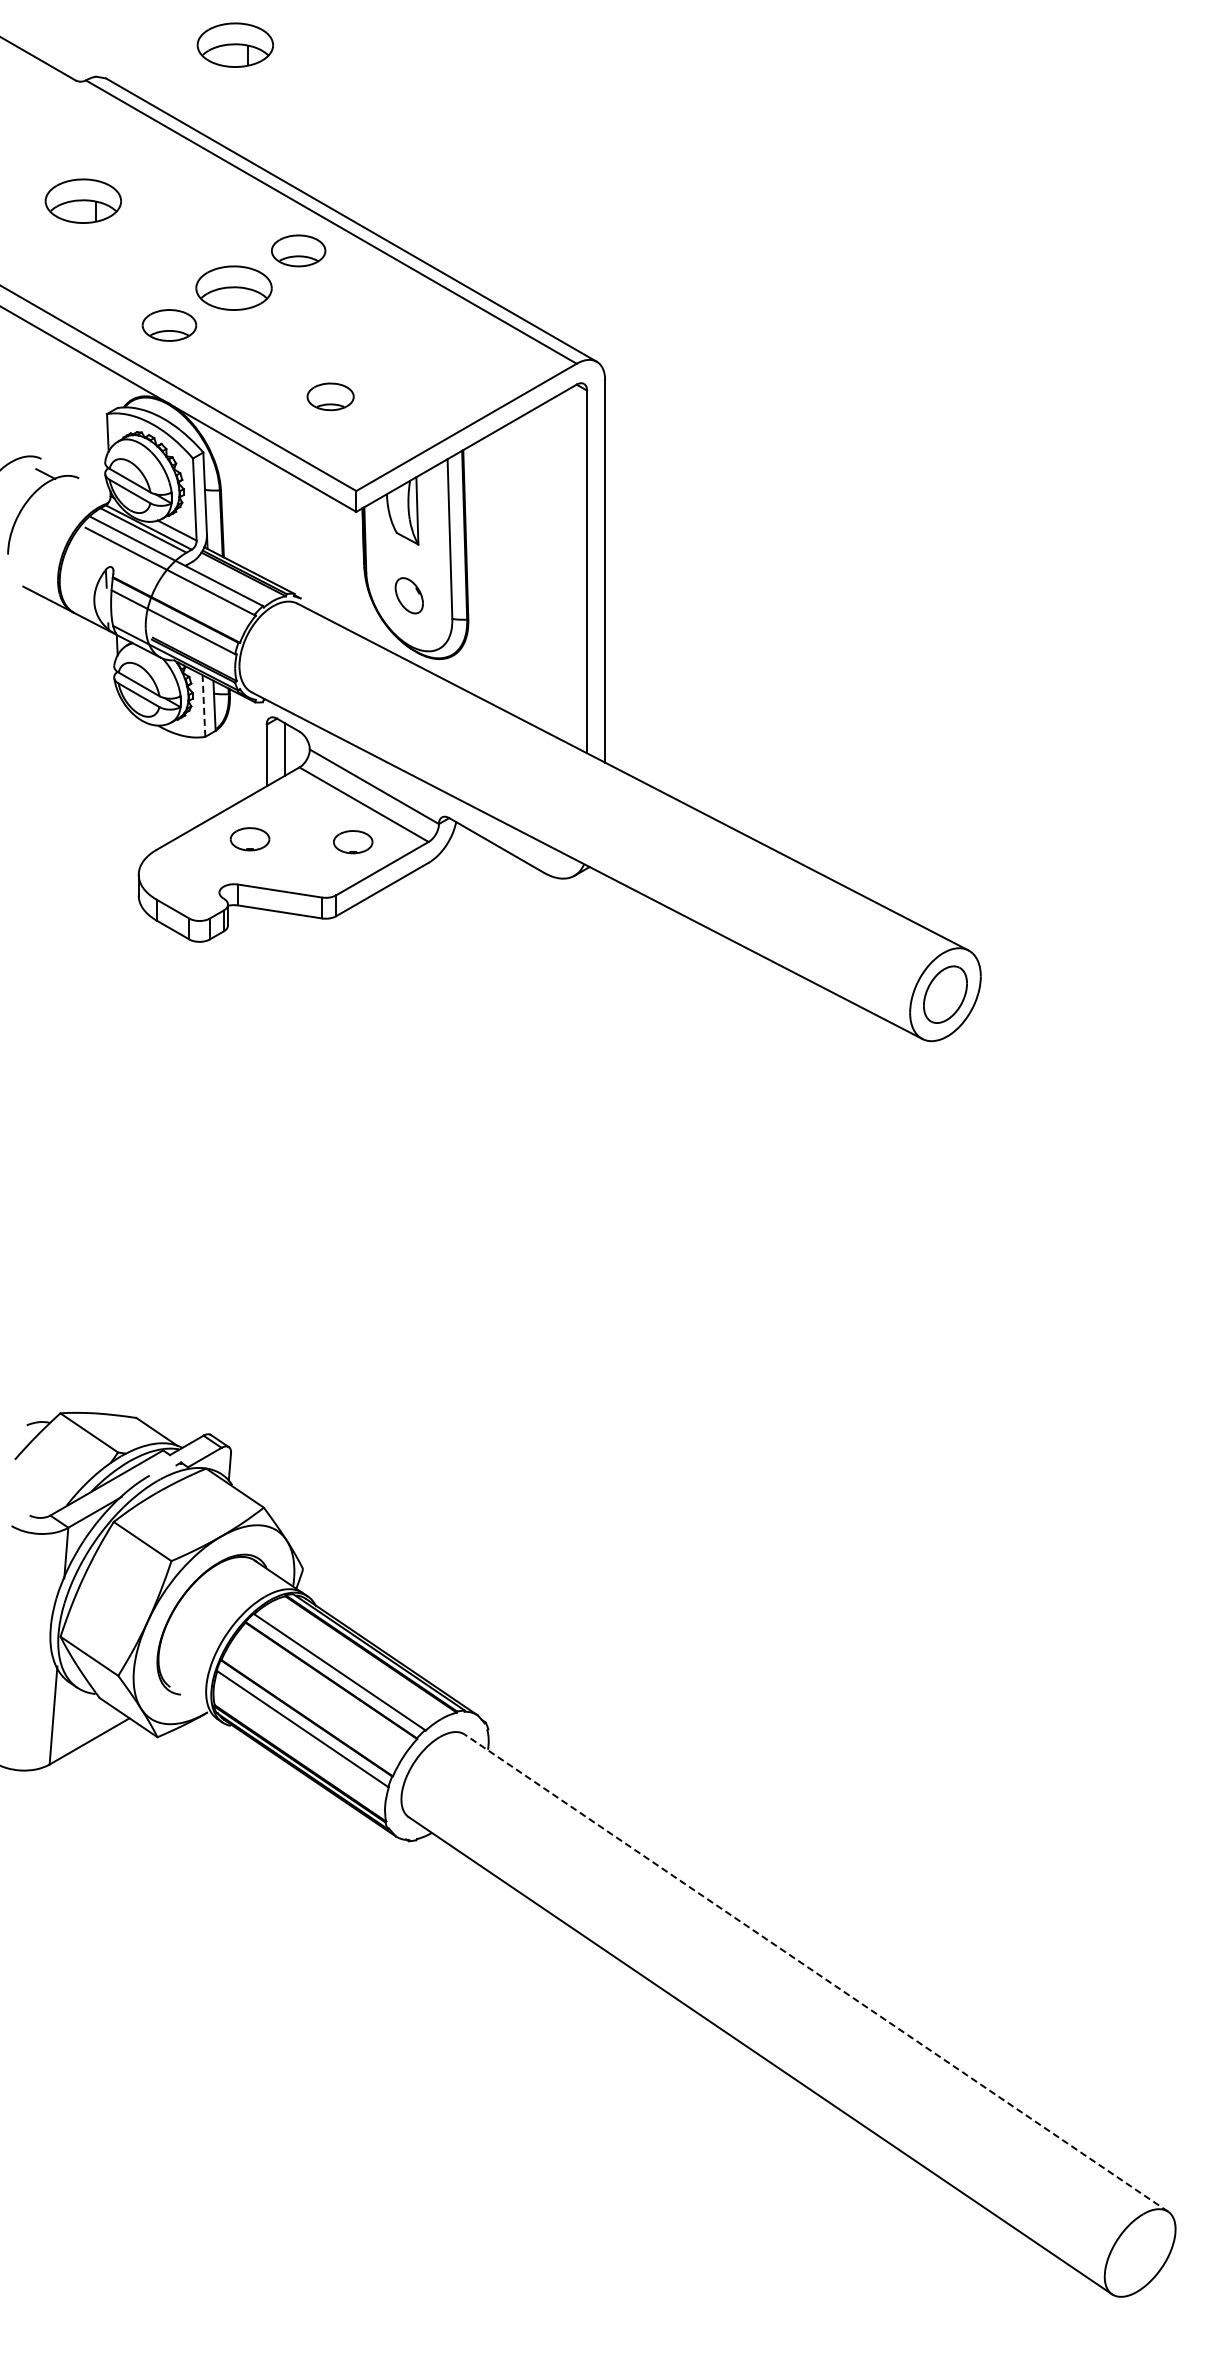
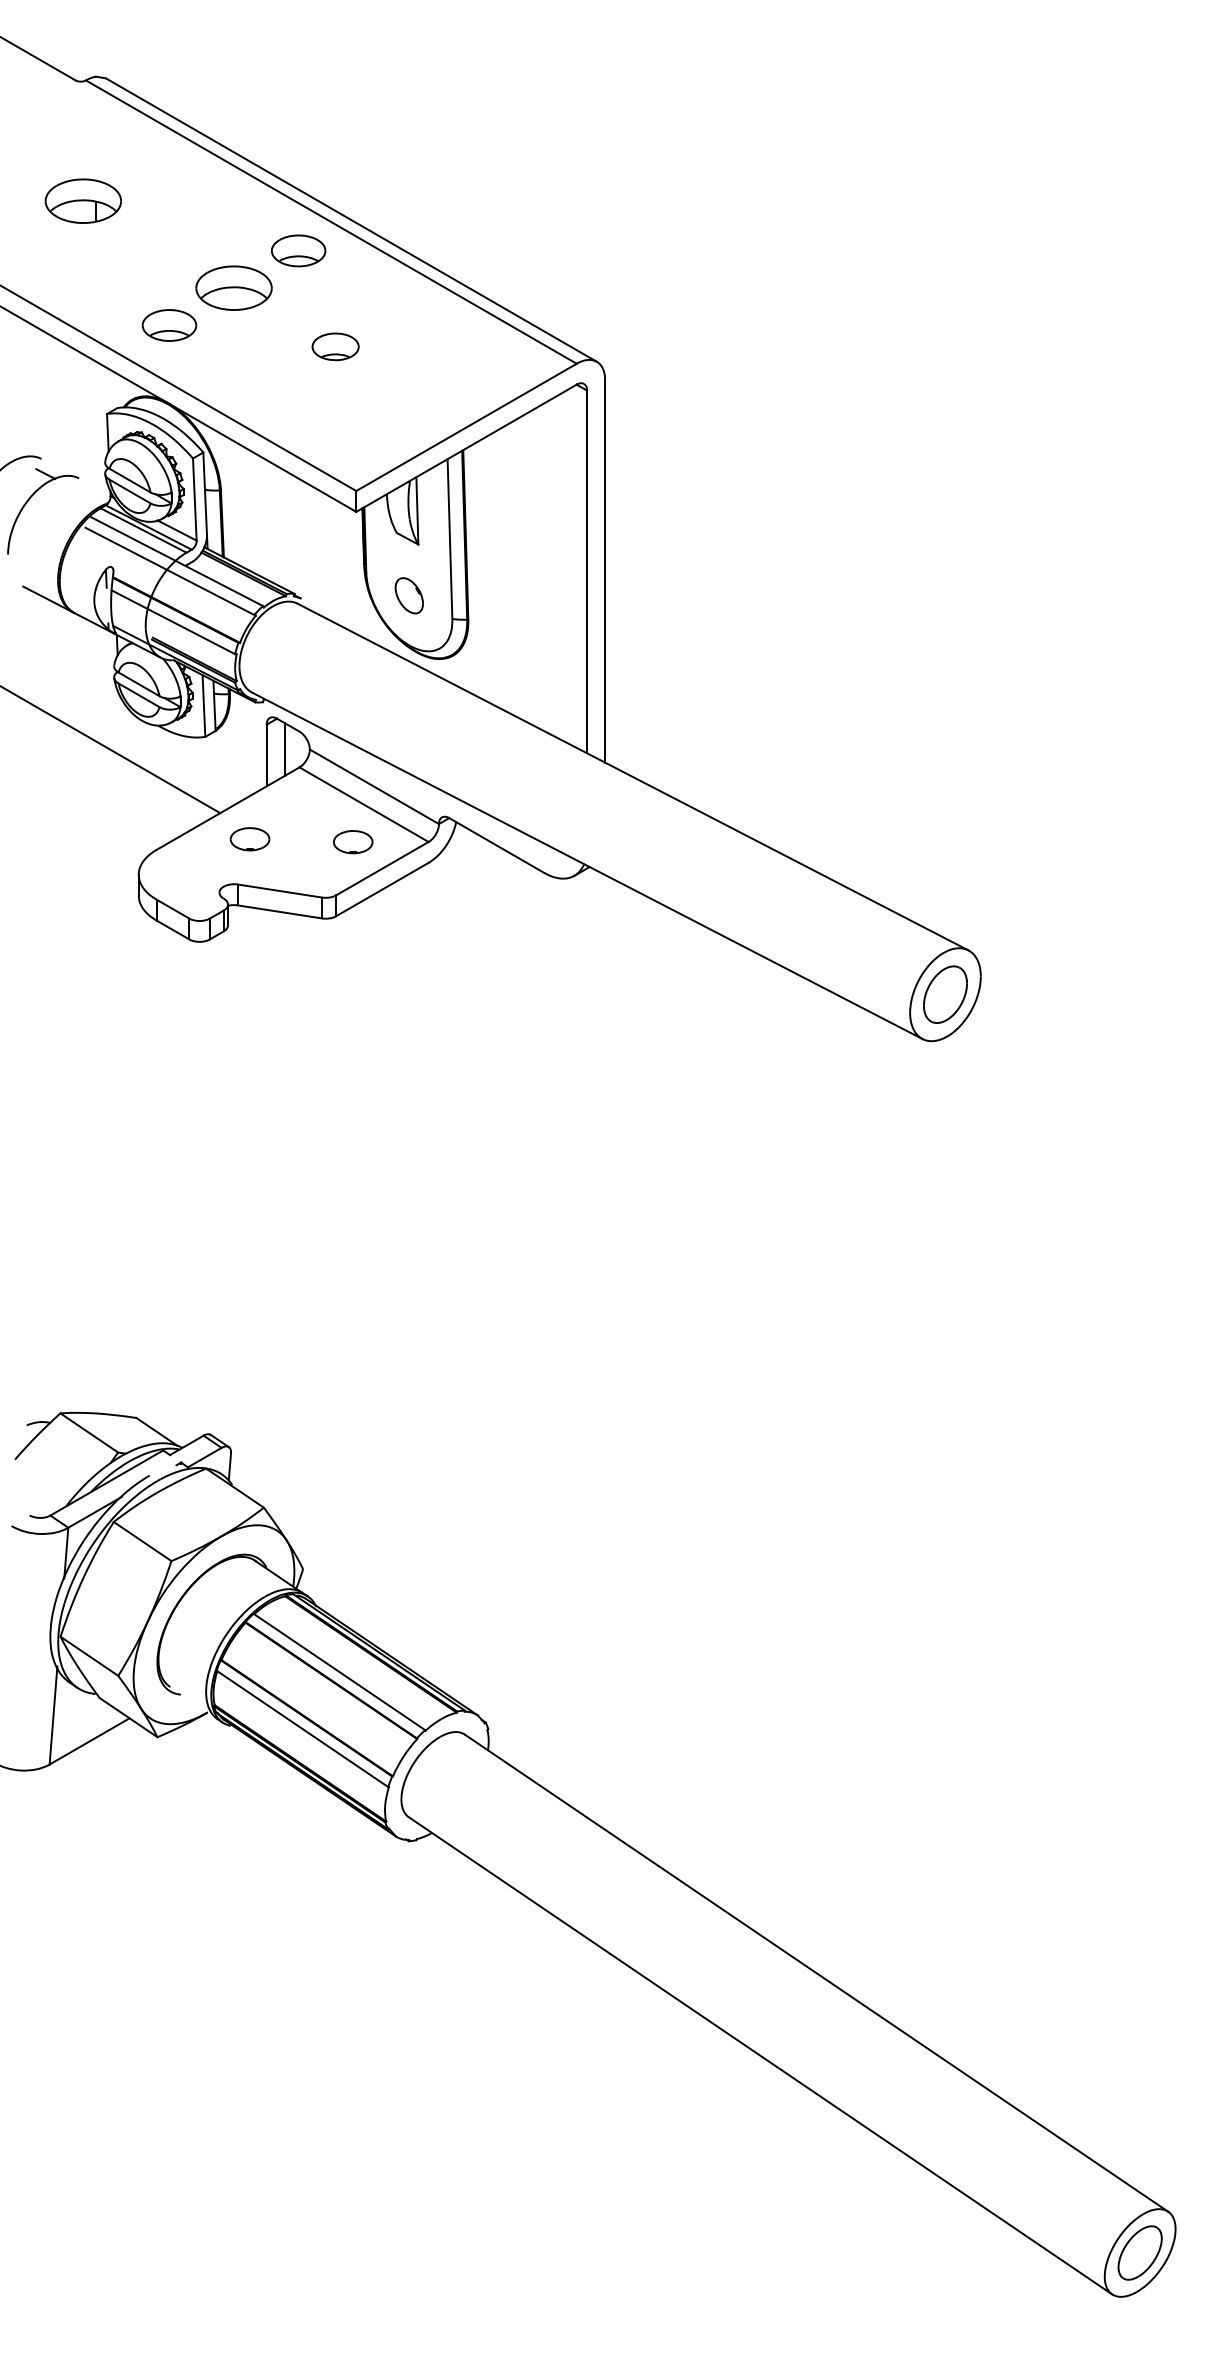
part: present -> none (234, 44)
part position: (330, 396) -> (335, 346) (335, 346)
line: dashed -> solid (203, 706)
line: none -> present (111, 750)
line: dashed -> solid (816, 1973)
part: none -> present (1139, 2252)
